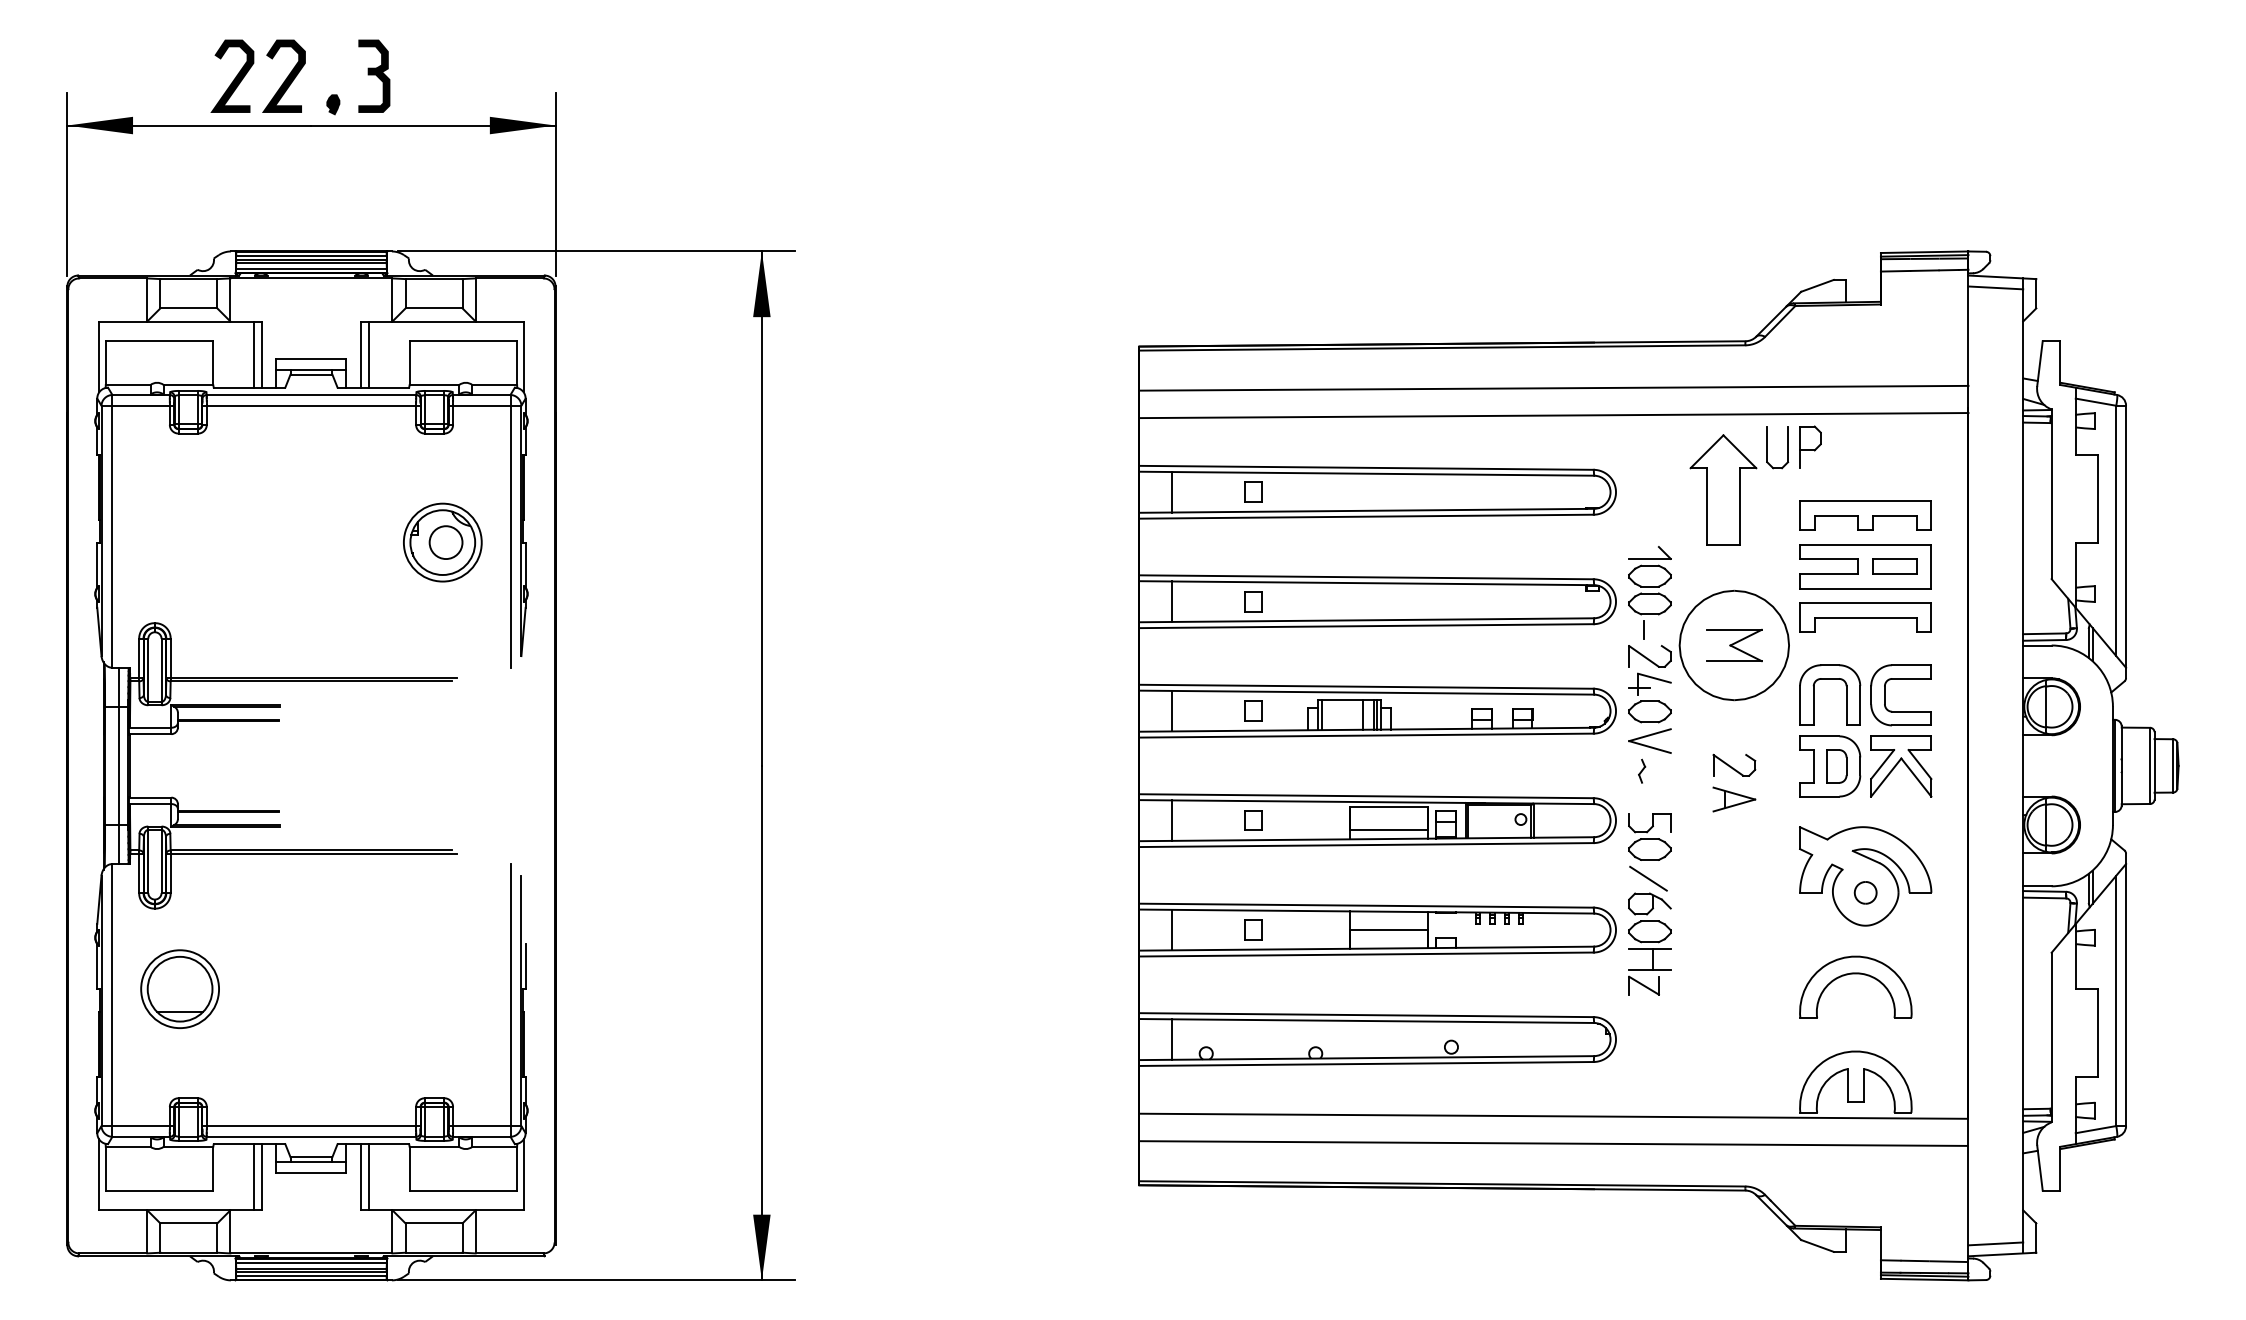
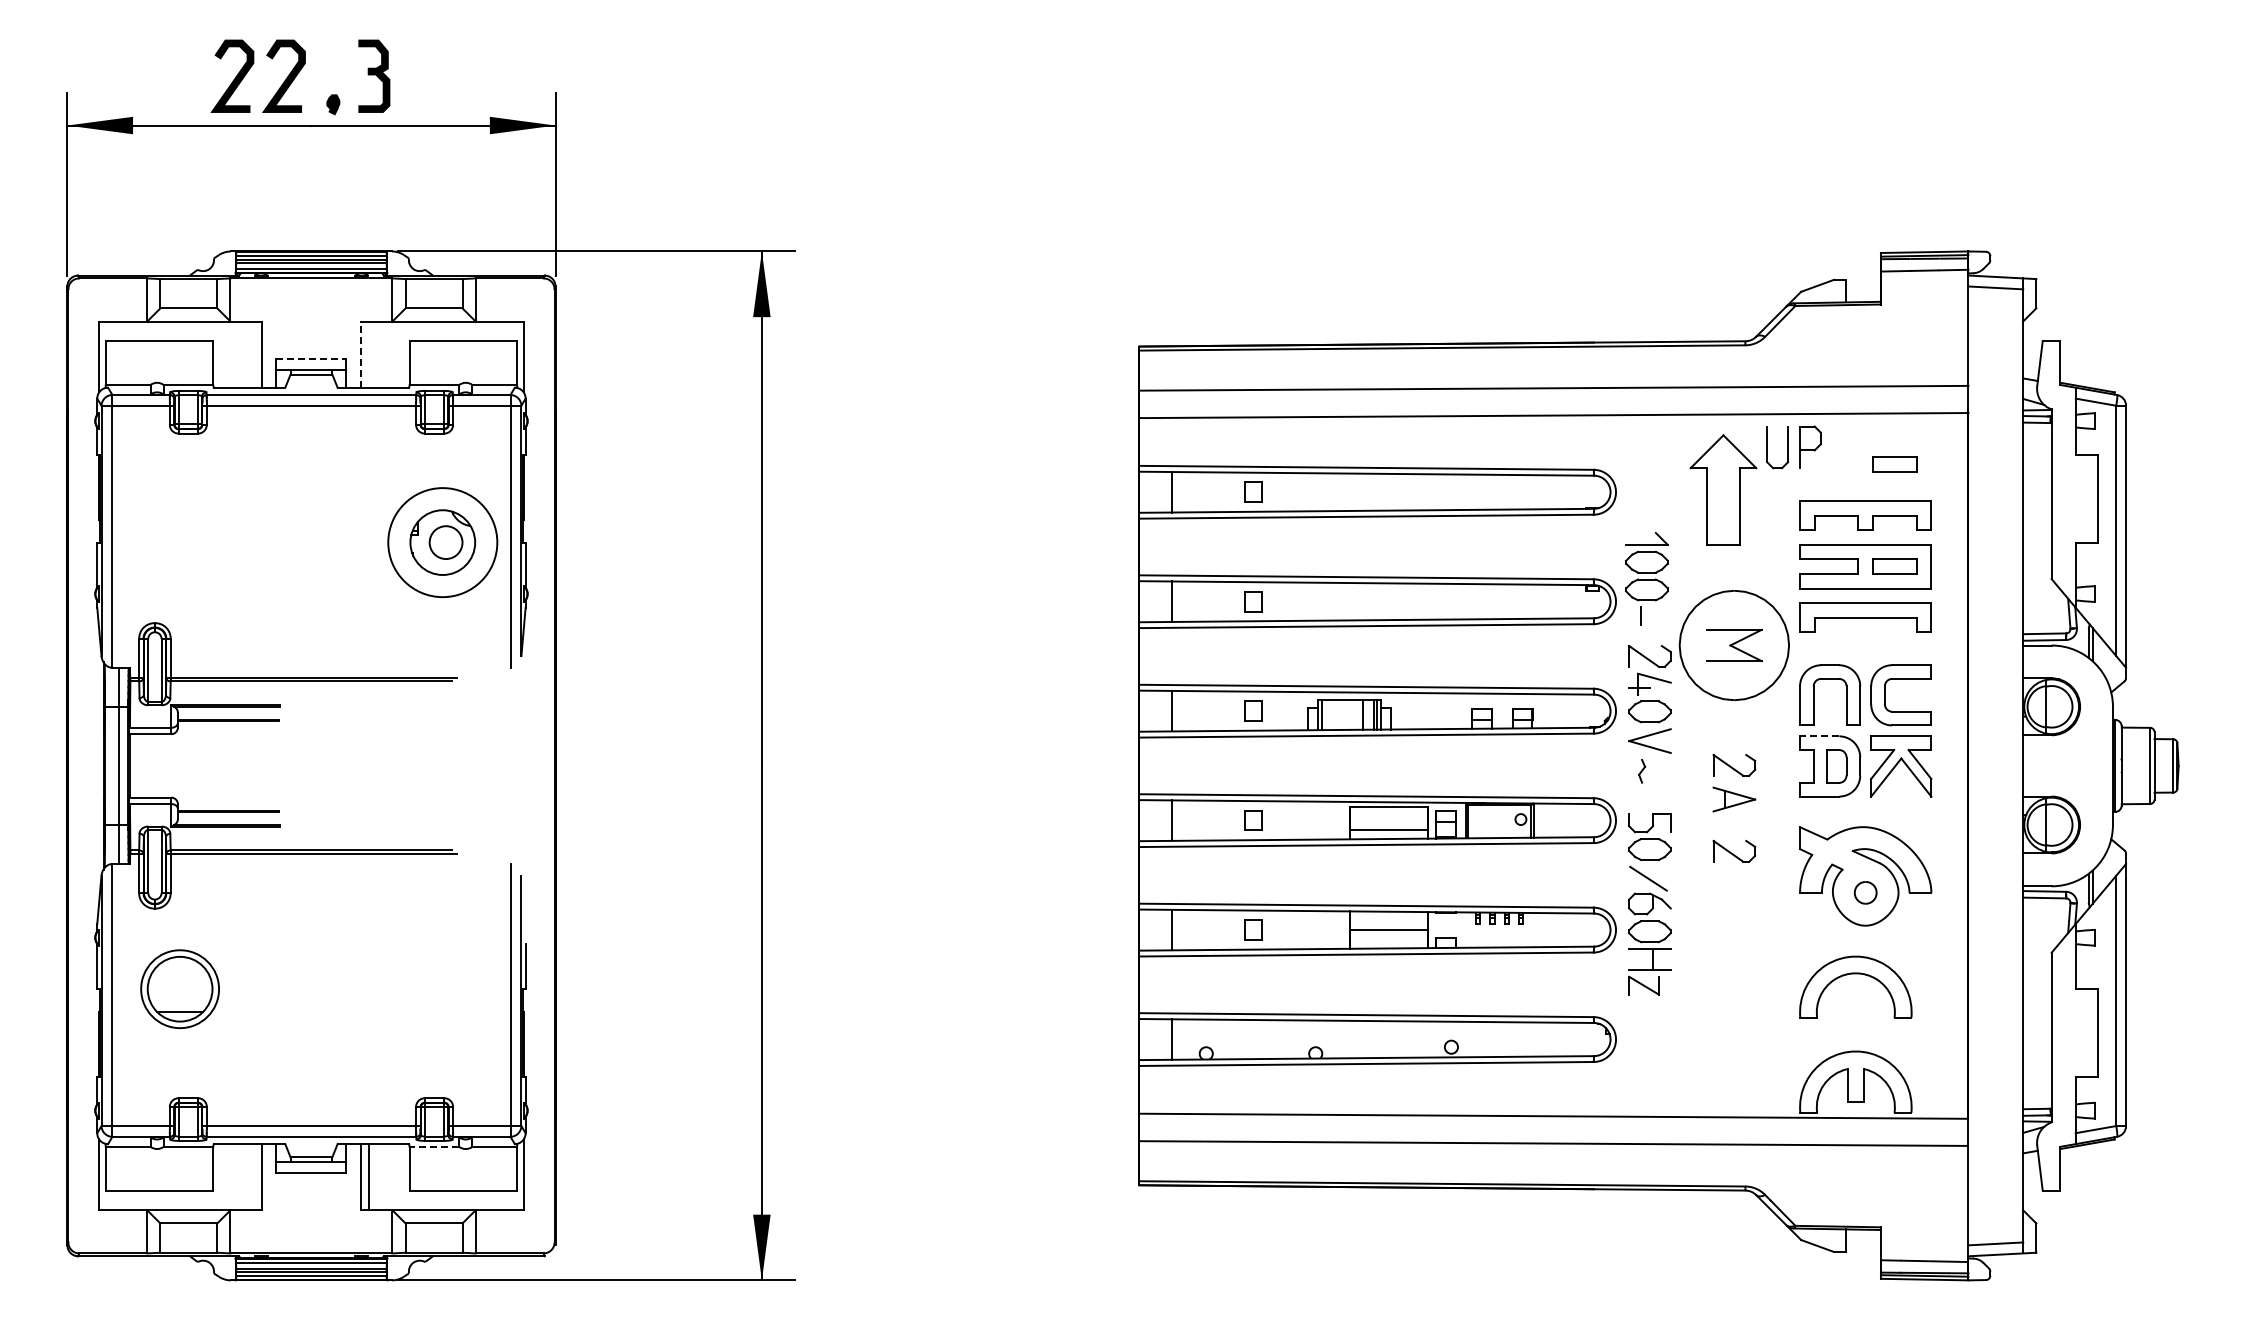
line: present -> none (254, 354)
line: solid -> dashed (360, 354)
line: present -> none (368, 354)
line: solid -> dashed (311, 358)
part: none -> present (1894, 464)
circle diameter: 78 px -> 109 px (442, 542)
part position: (1649, 592) -> (1646, 578) (1646, 578)
line: solid -> dashed (1819, 736)
part: none -> present (1734, 850)
line: solid -> dashed (434, 1146)
line: present -> none (254, 1177)
